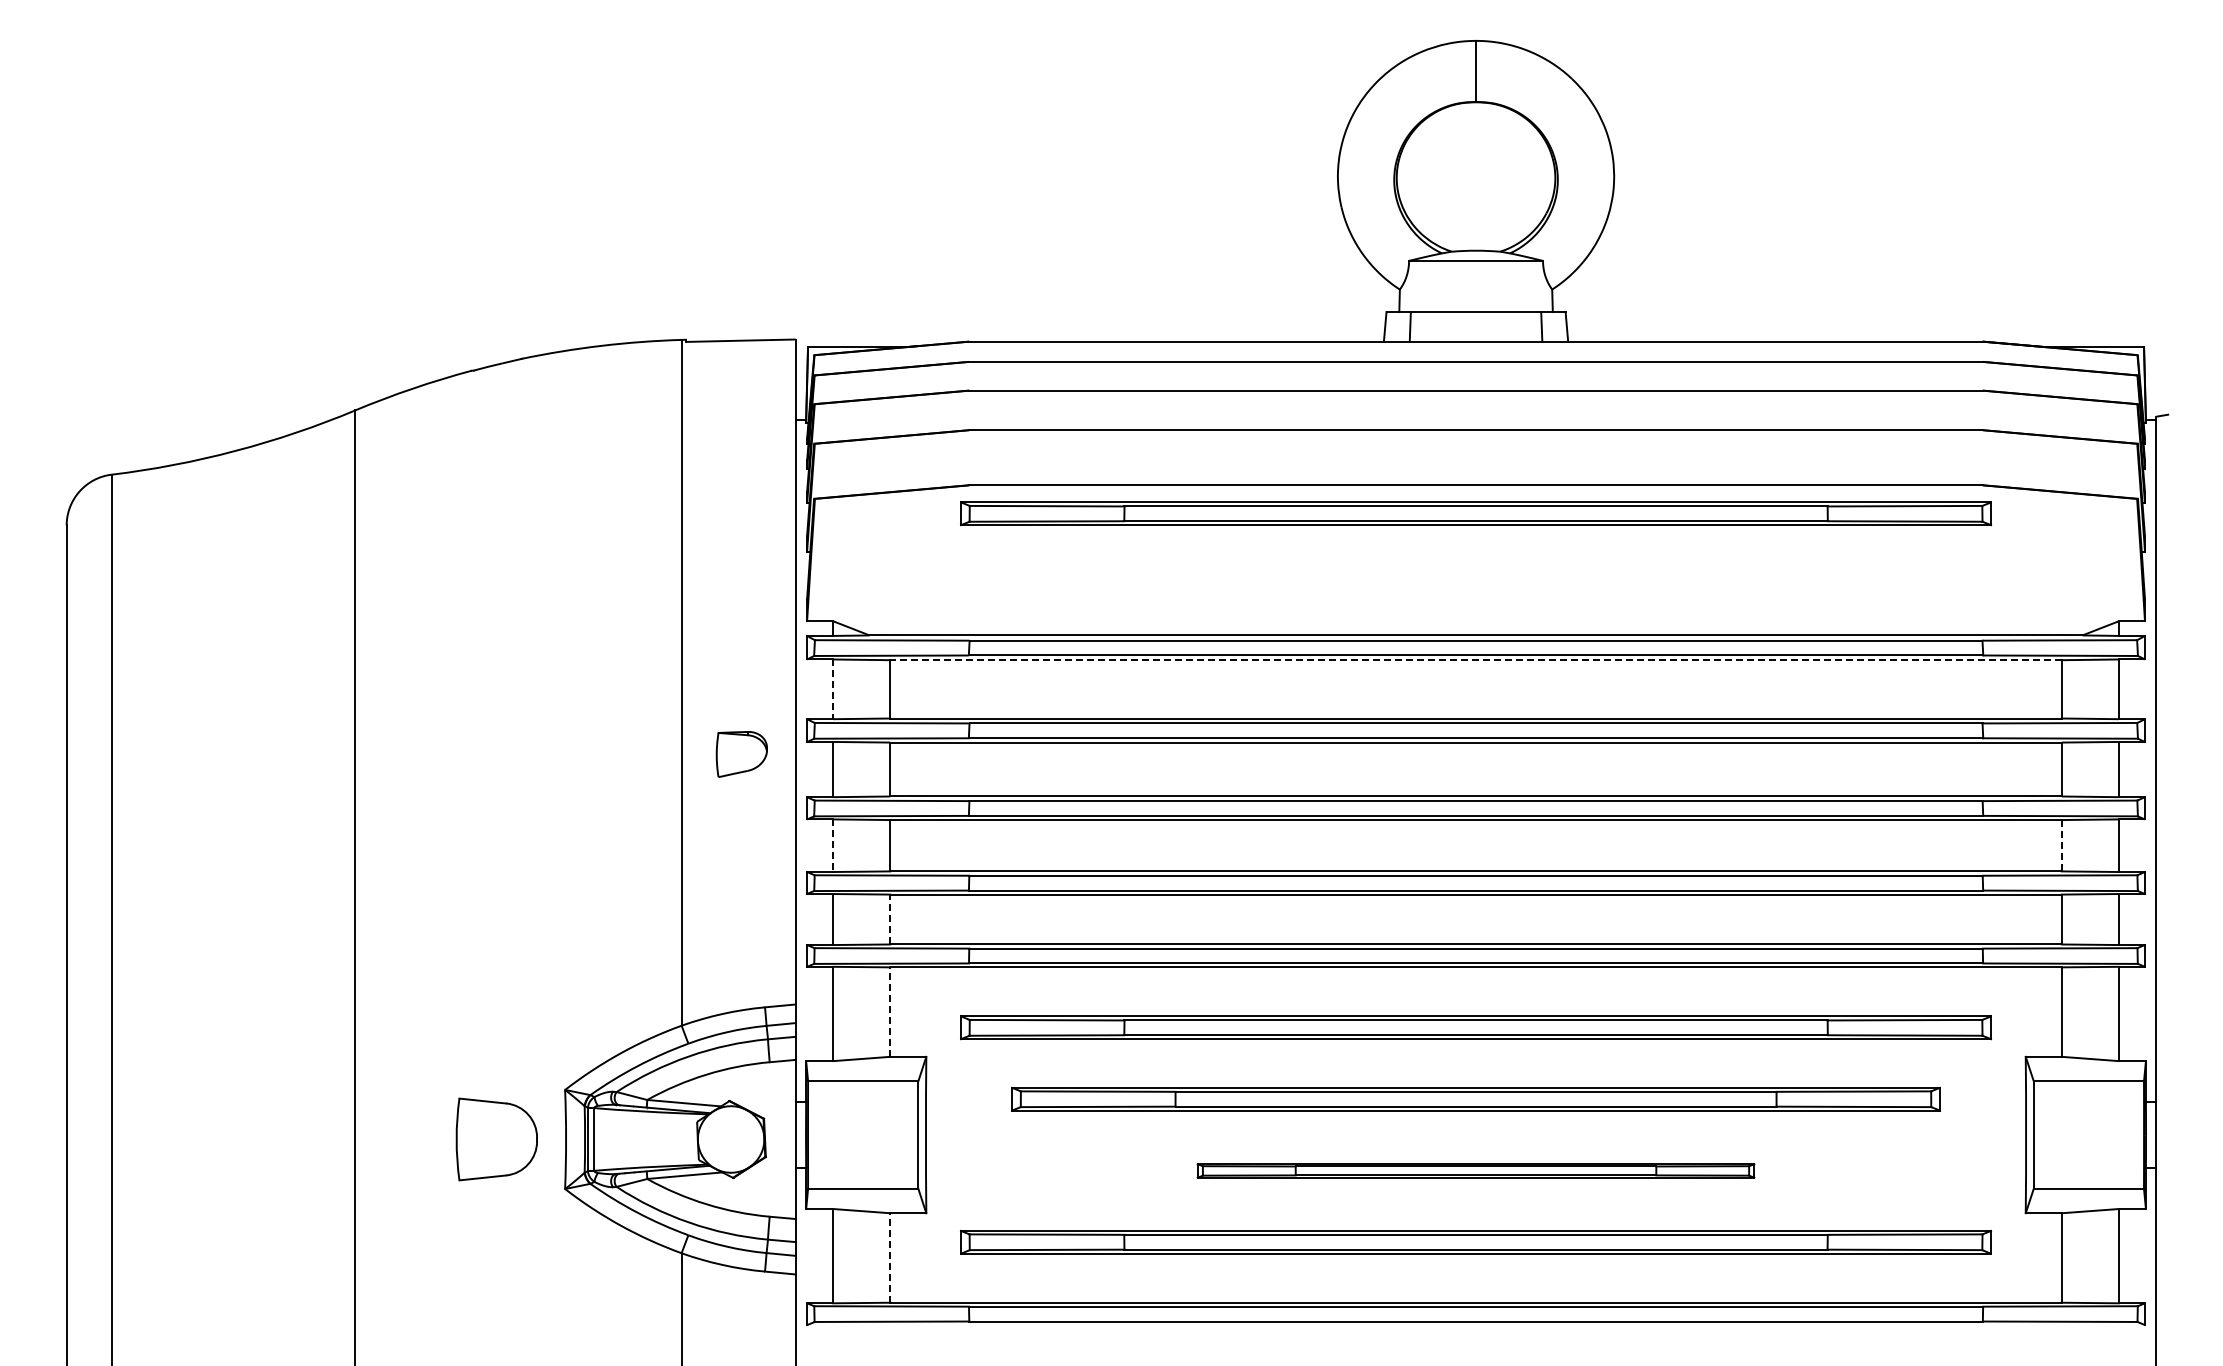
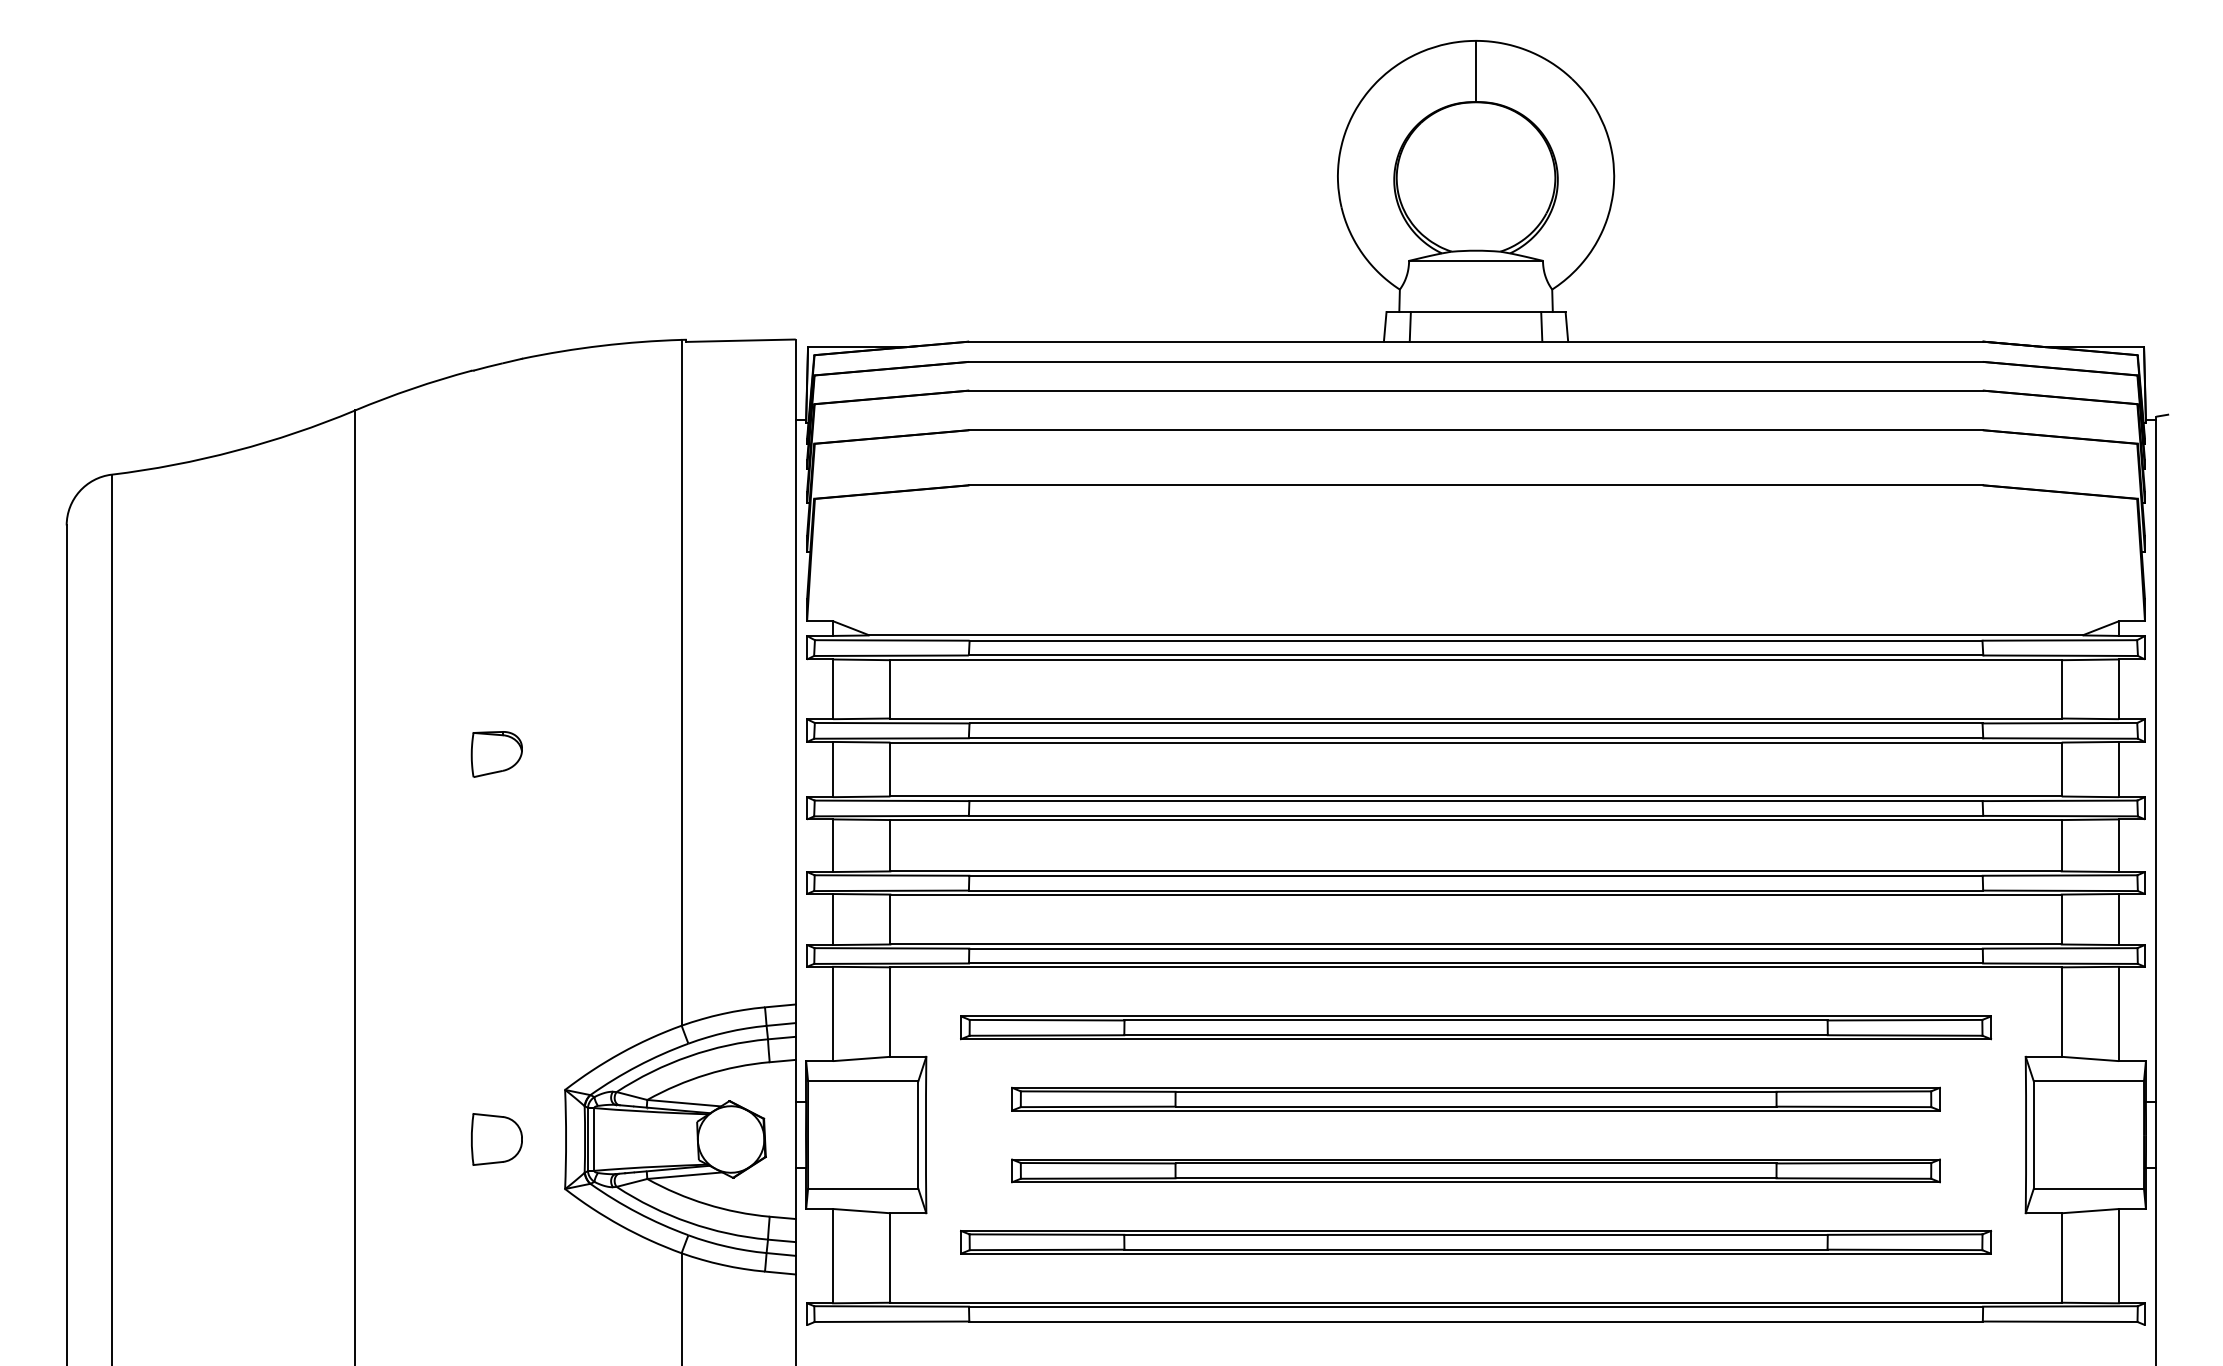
part: present -> none (1475, 513)
line: dashed -> solid (1476, 660)
line: dashed -> solid (833, 689)
part position: (741, 754) -> (496, 754) (496, 754)
line: dashed -> solid (2061, 845)
line: dashed -> solid (833, 846)
line: dashed -> solid (890, 919)
line: dashed -> solid (890, 1012)
part size: 83x85 px -> 52x53 px (496, 1139)
part size: 560x16 px -> 930x26 px (1475, 1170)
line: dashed -> solid (890, 1258)
